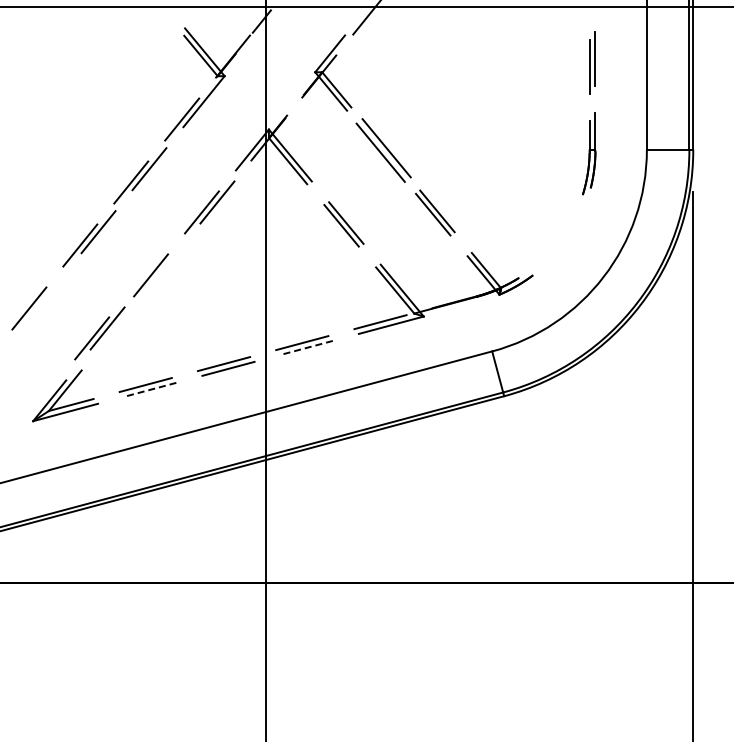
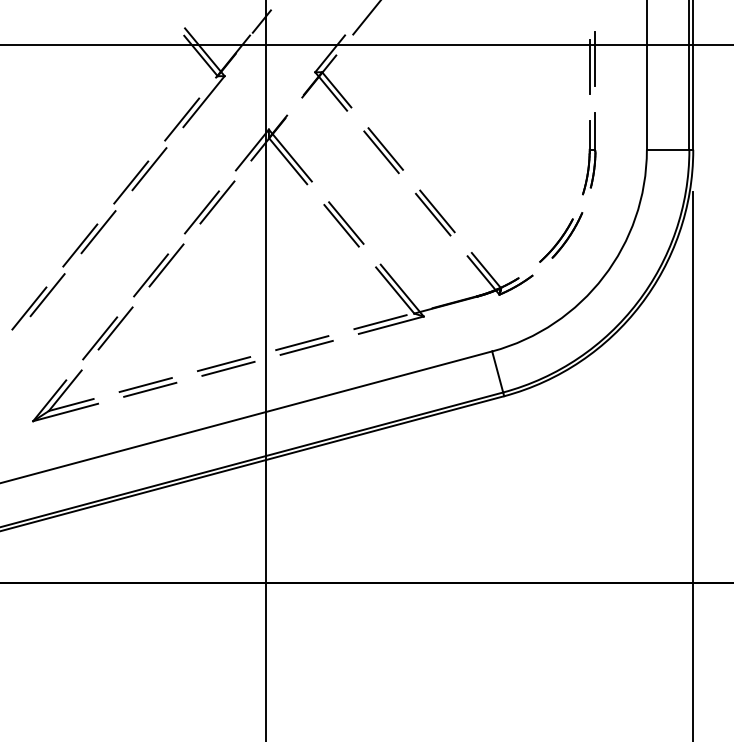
line position: (366, 6) -> (366, 44) (366, 44)
part size: 57x65 px -> 41x48 px (383, 150)
part: none -> present (561, 237)
line: none -> present (166, 265)
line: none -> present (47, 295)
part position: (99, 333) -> (107, 333) (107, 333)
line: dashed -> solid (306, 347)
line: dashed -> solid (149, 389)
